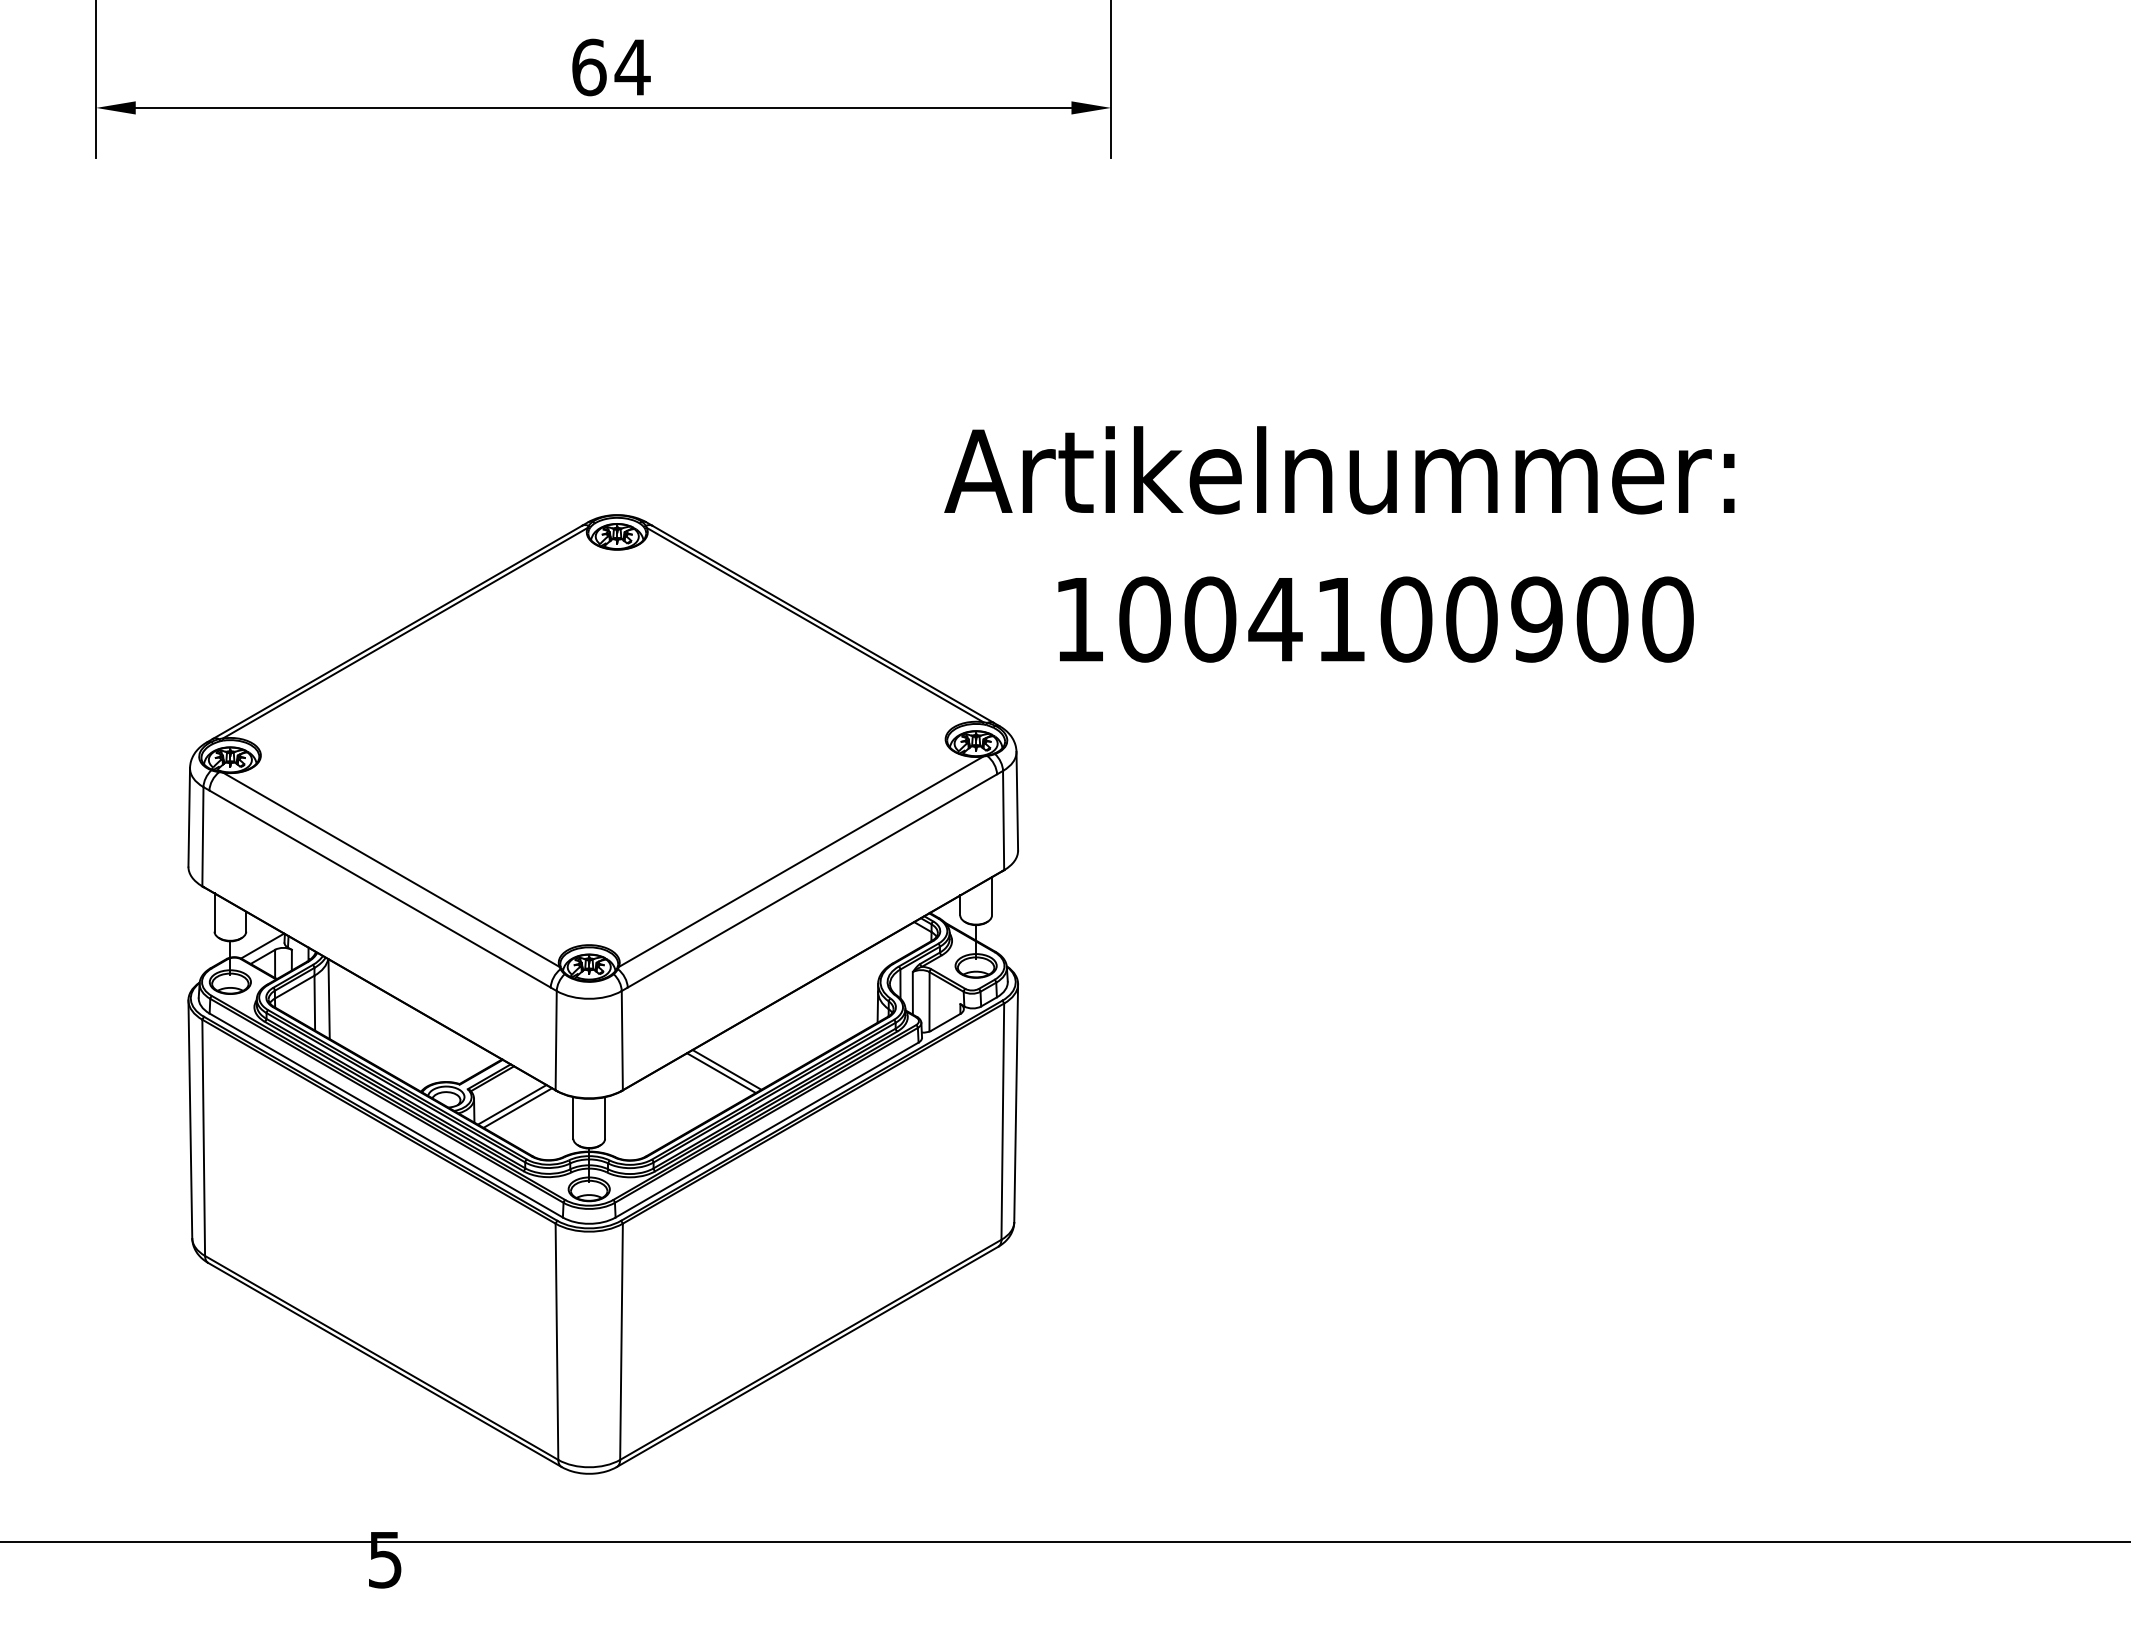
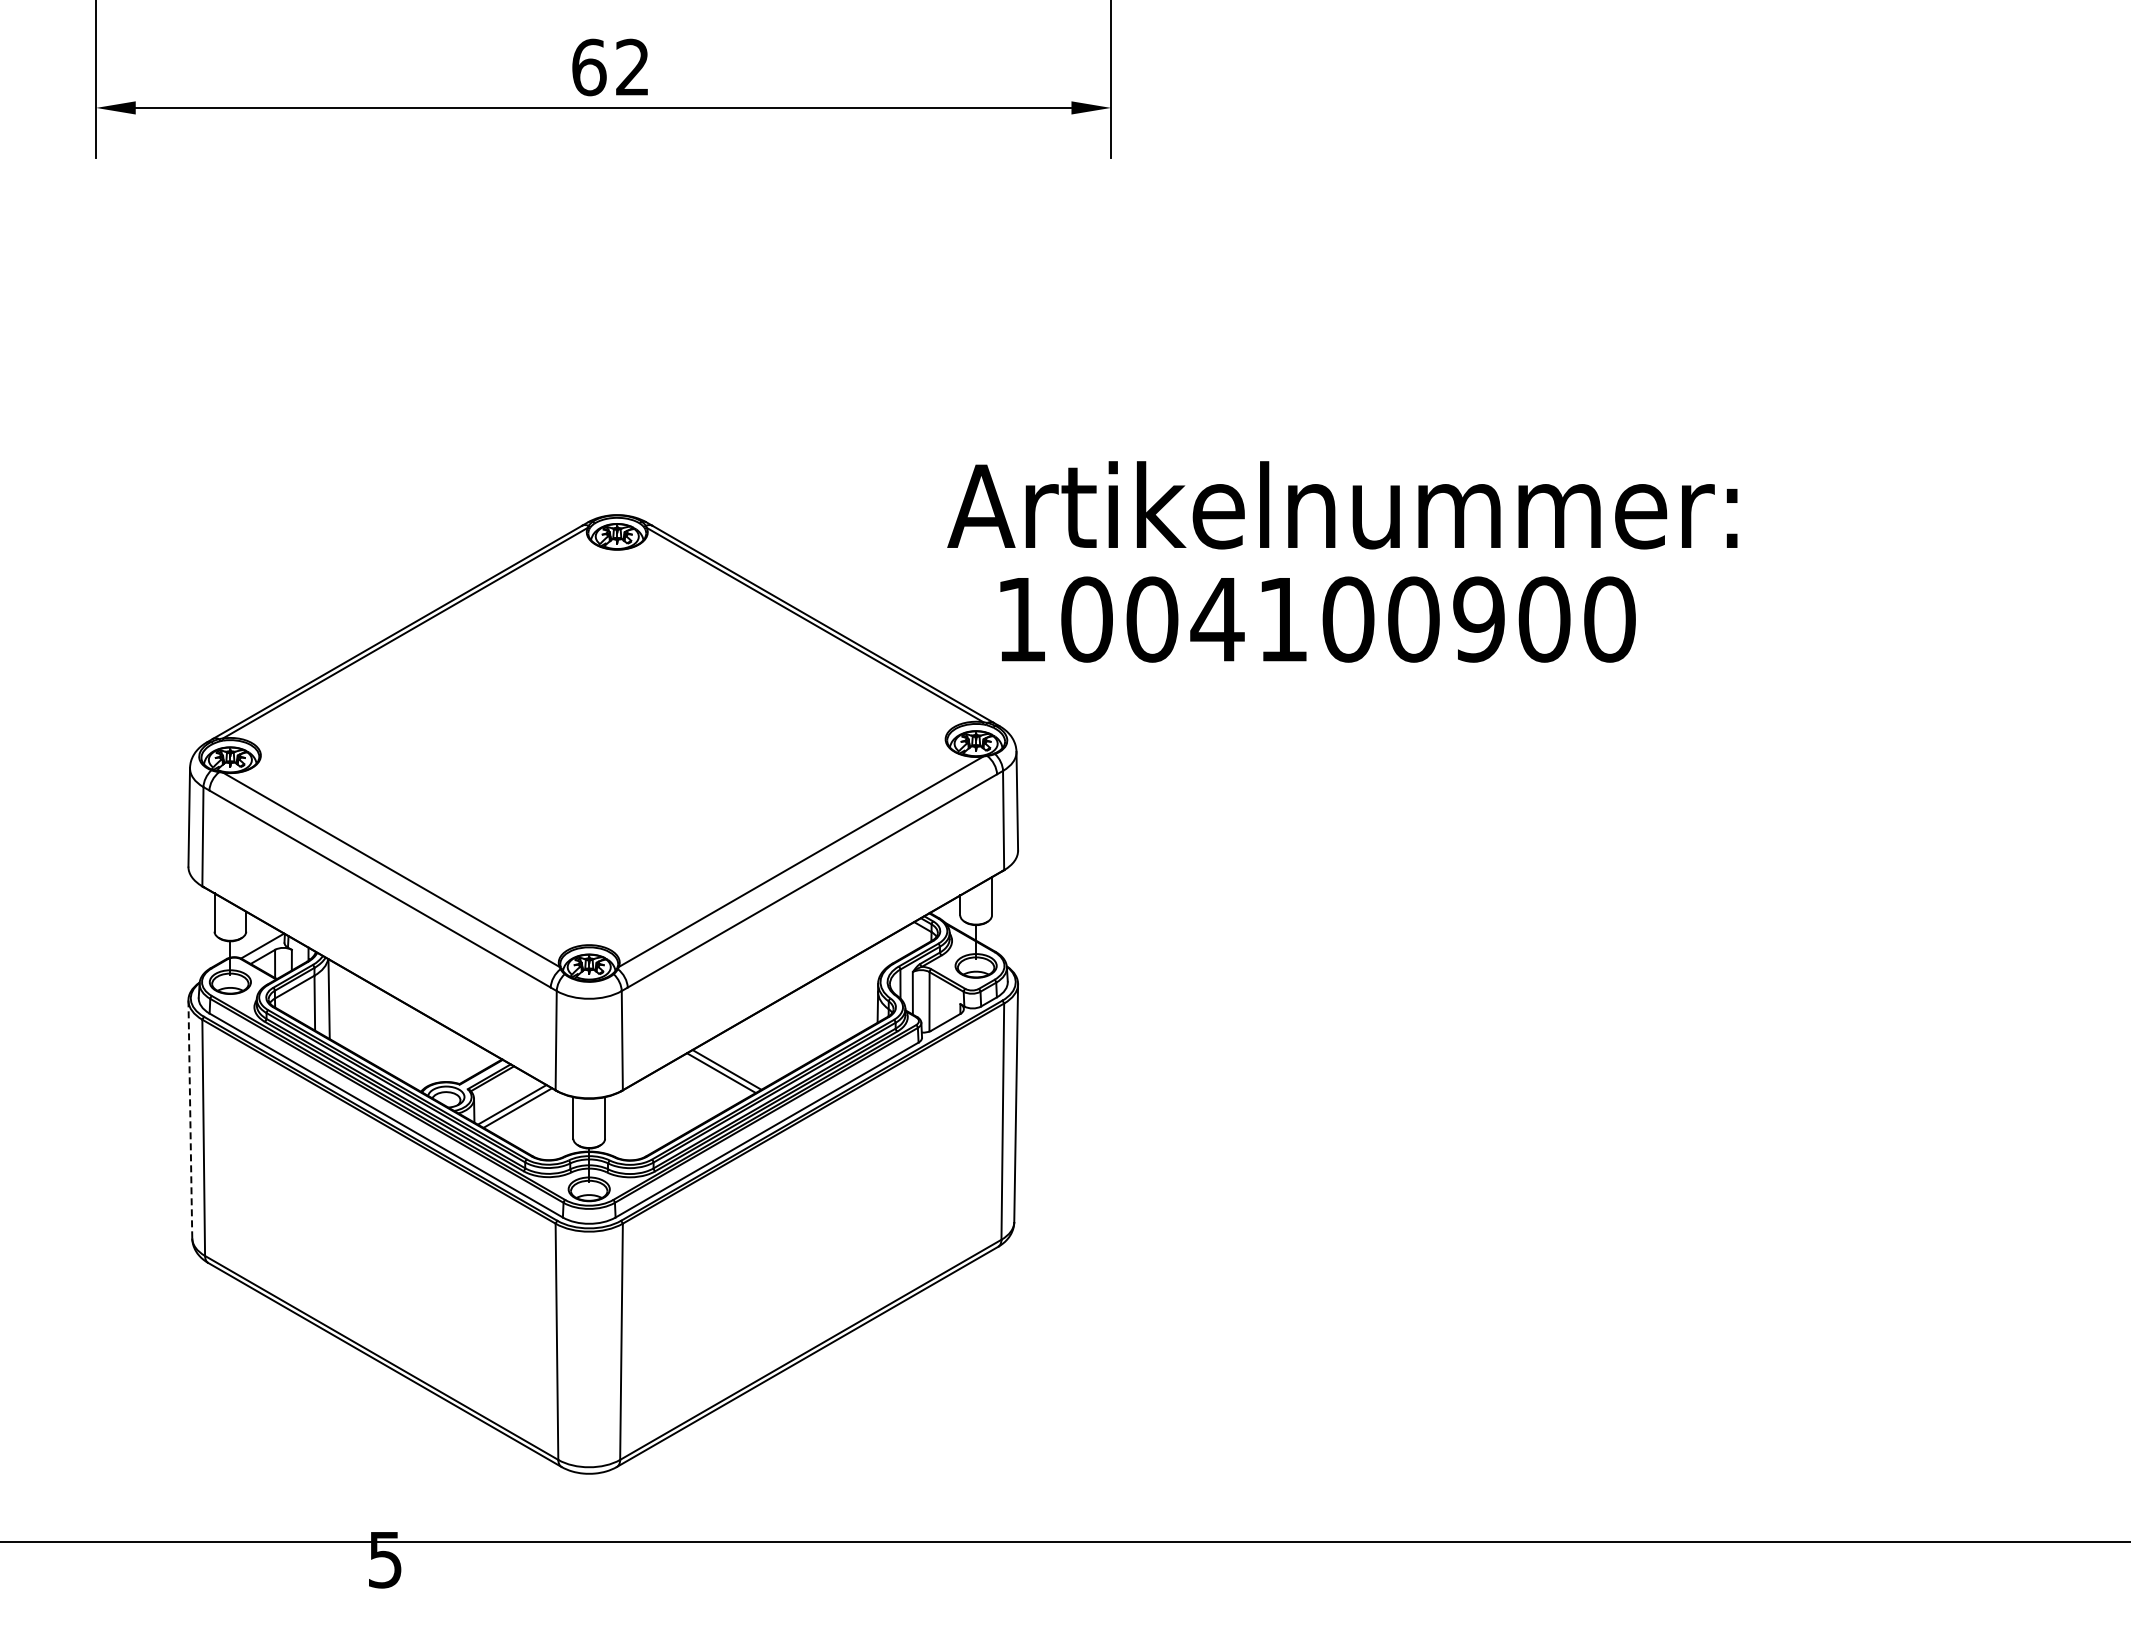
text: 64 -> 62 (632, 66)
text position: (1339, 470) -> (1342, 505) (1342, 505)
text position: (1375, 619) -> (1317, 619) (1317, 619)
line: solid -> dashed (190, 1119)
